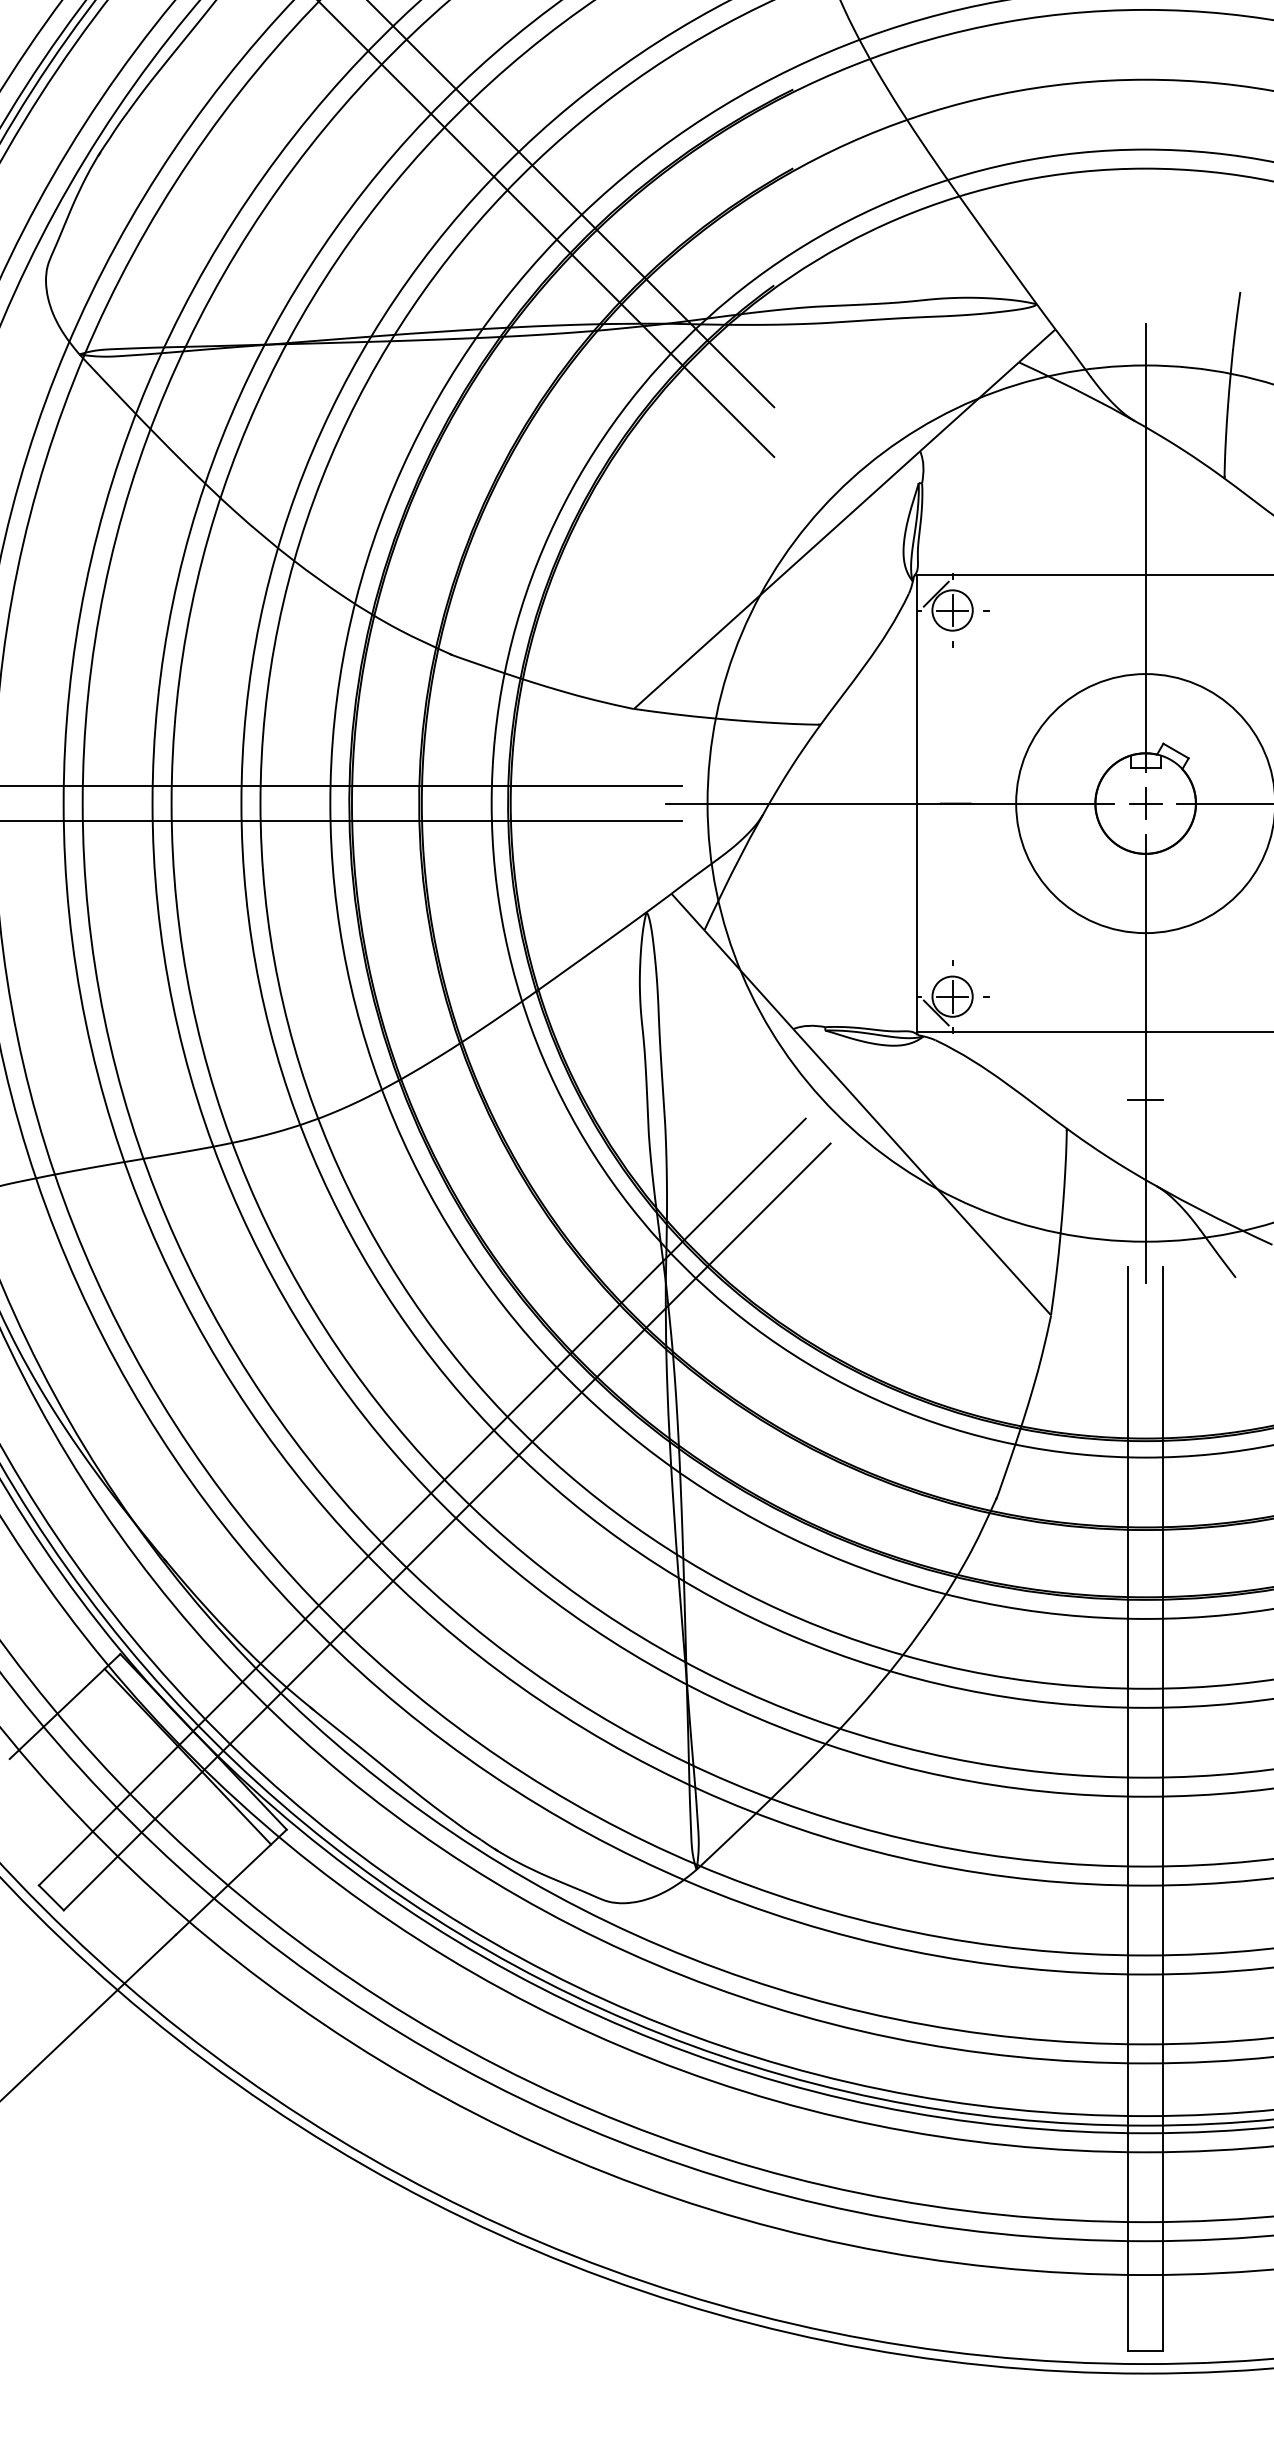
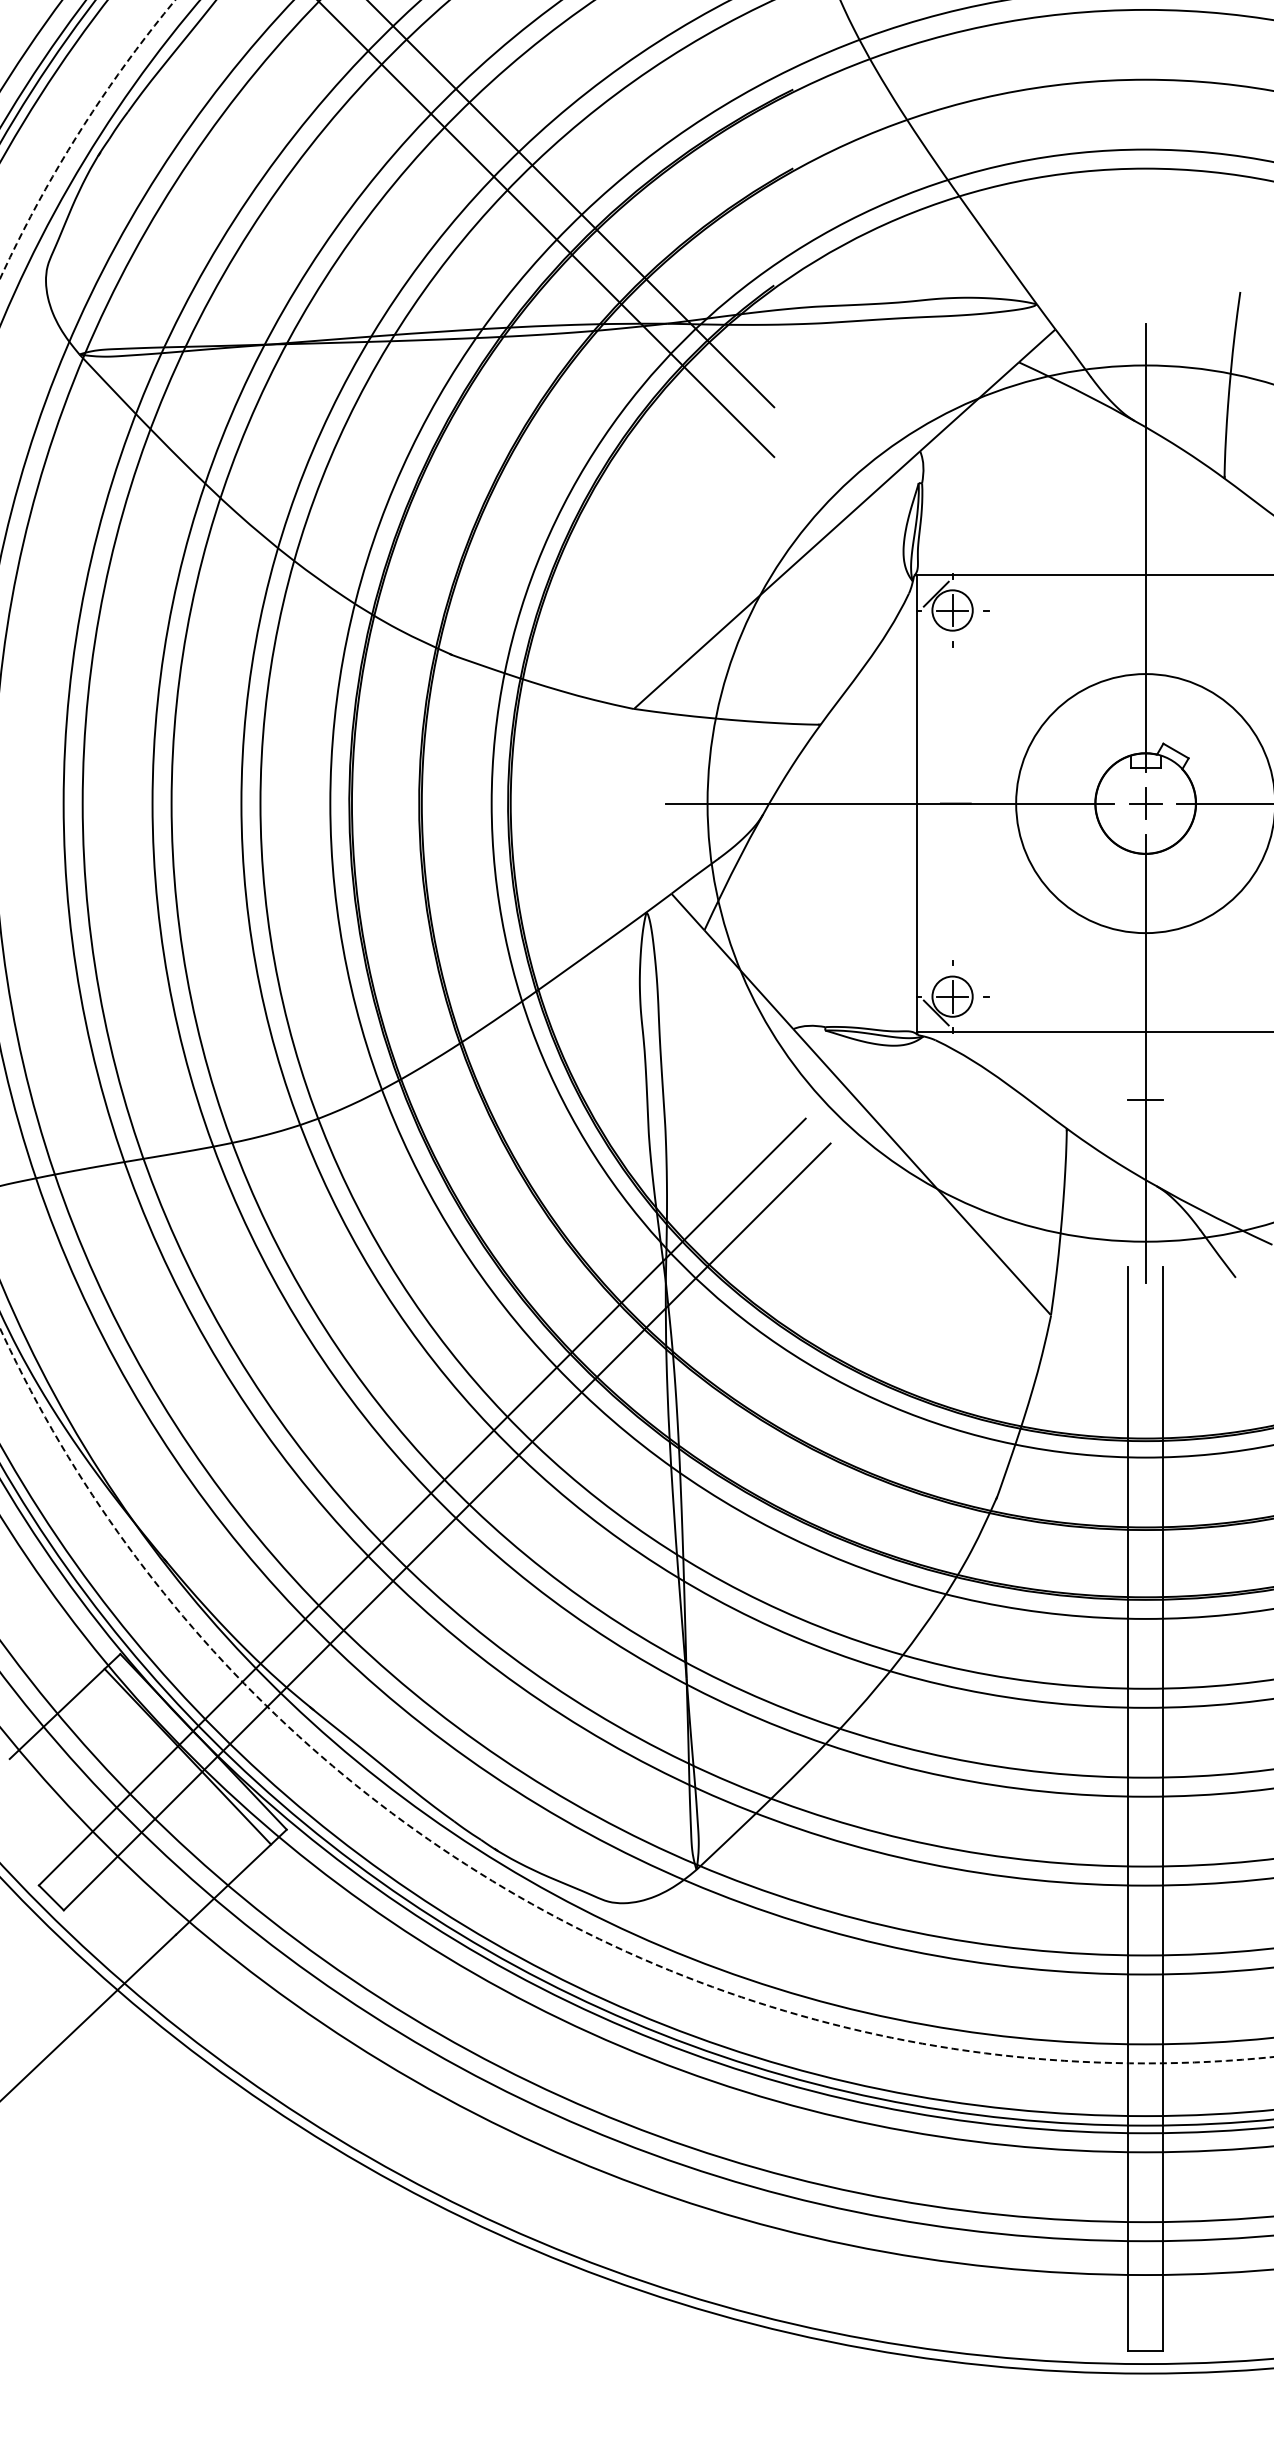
line: present -> none (342, 786)
line: present -> none (342, 821)
circle: solid -> dashed (636, 1031)
